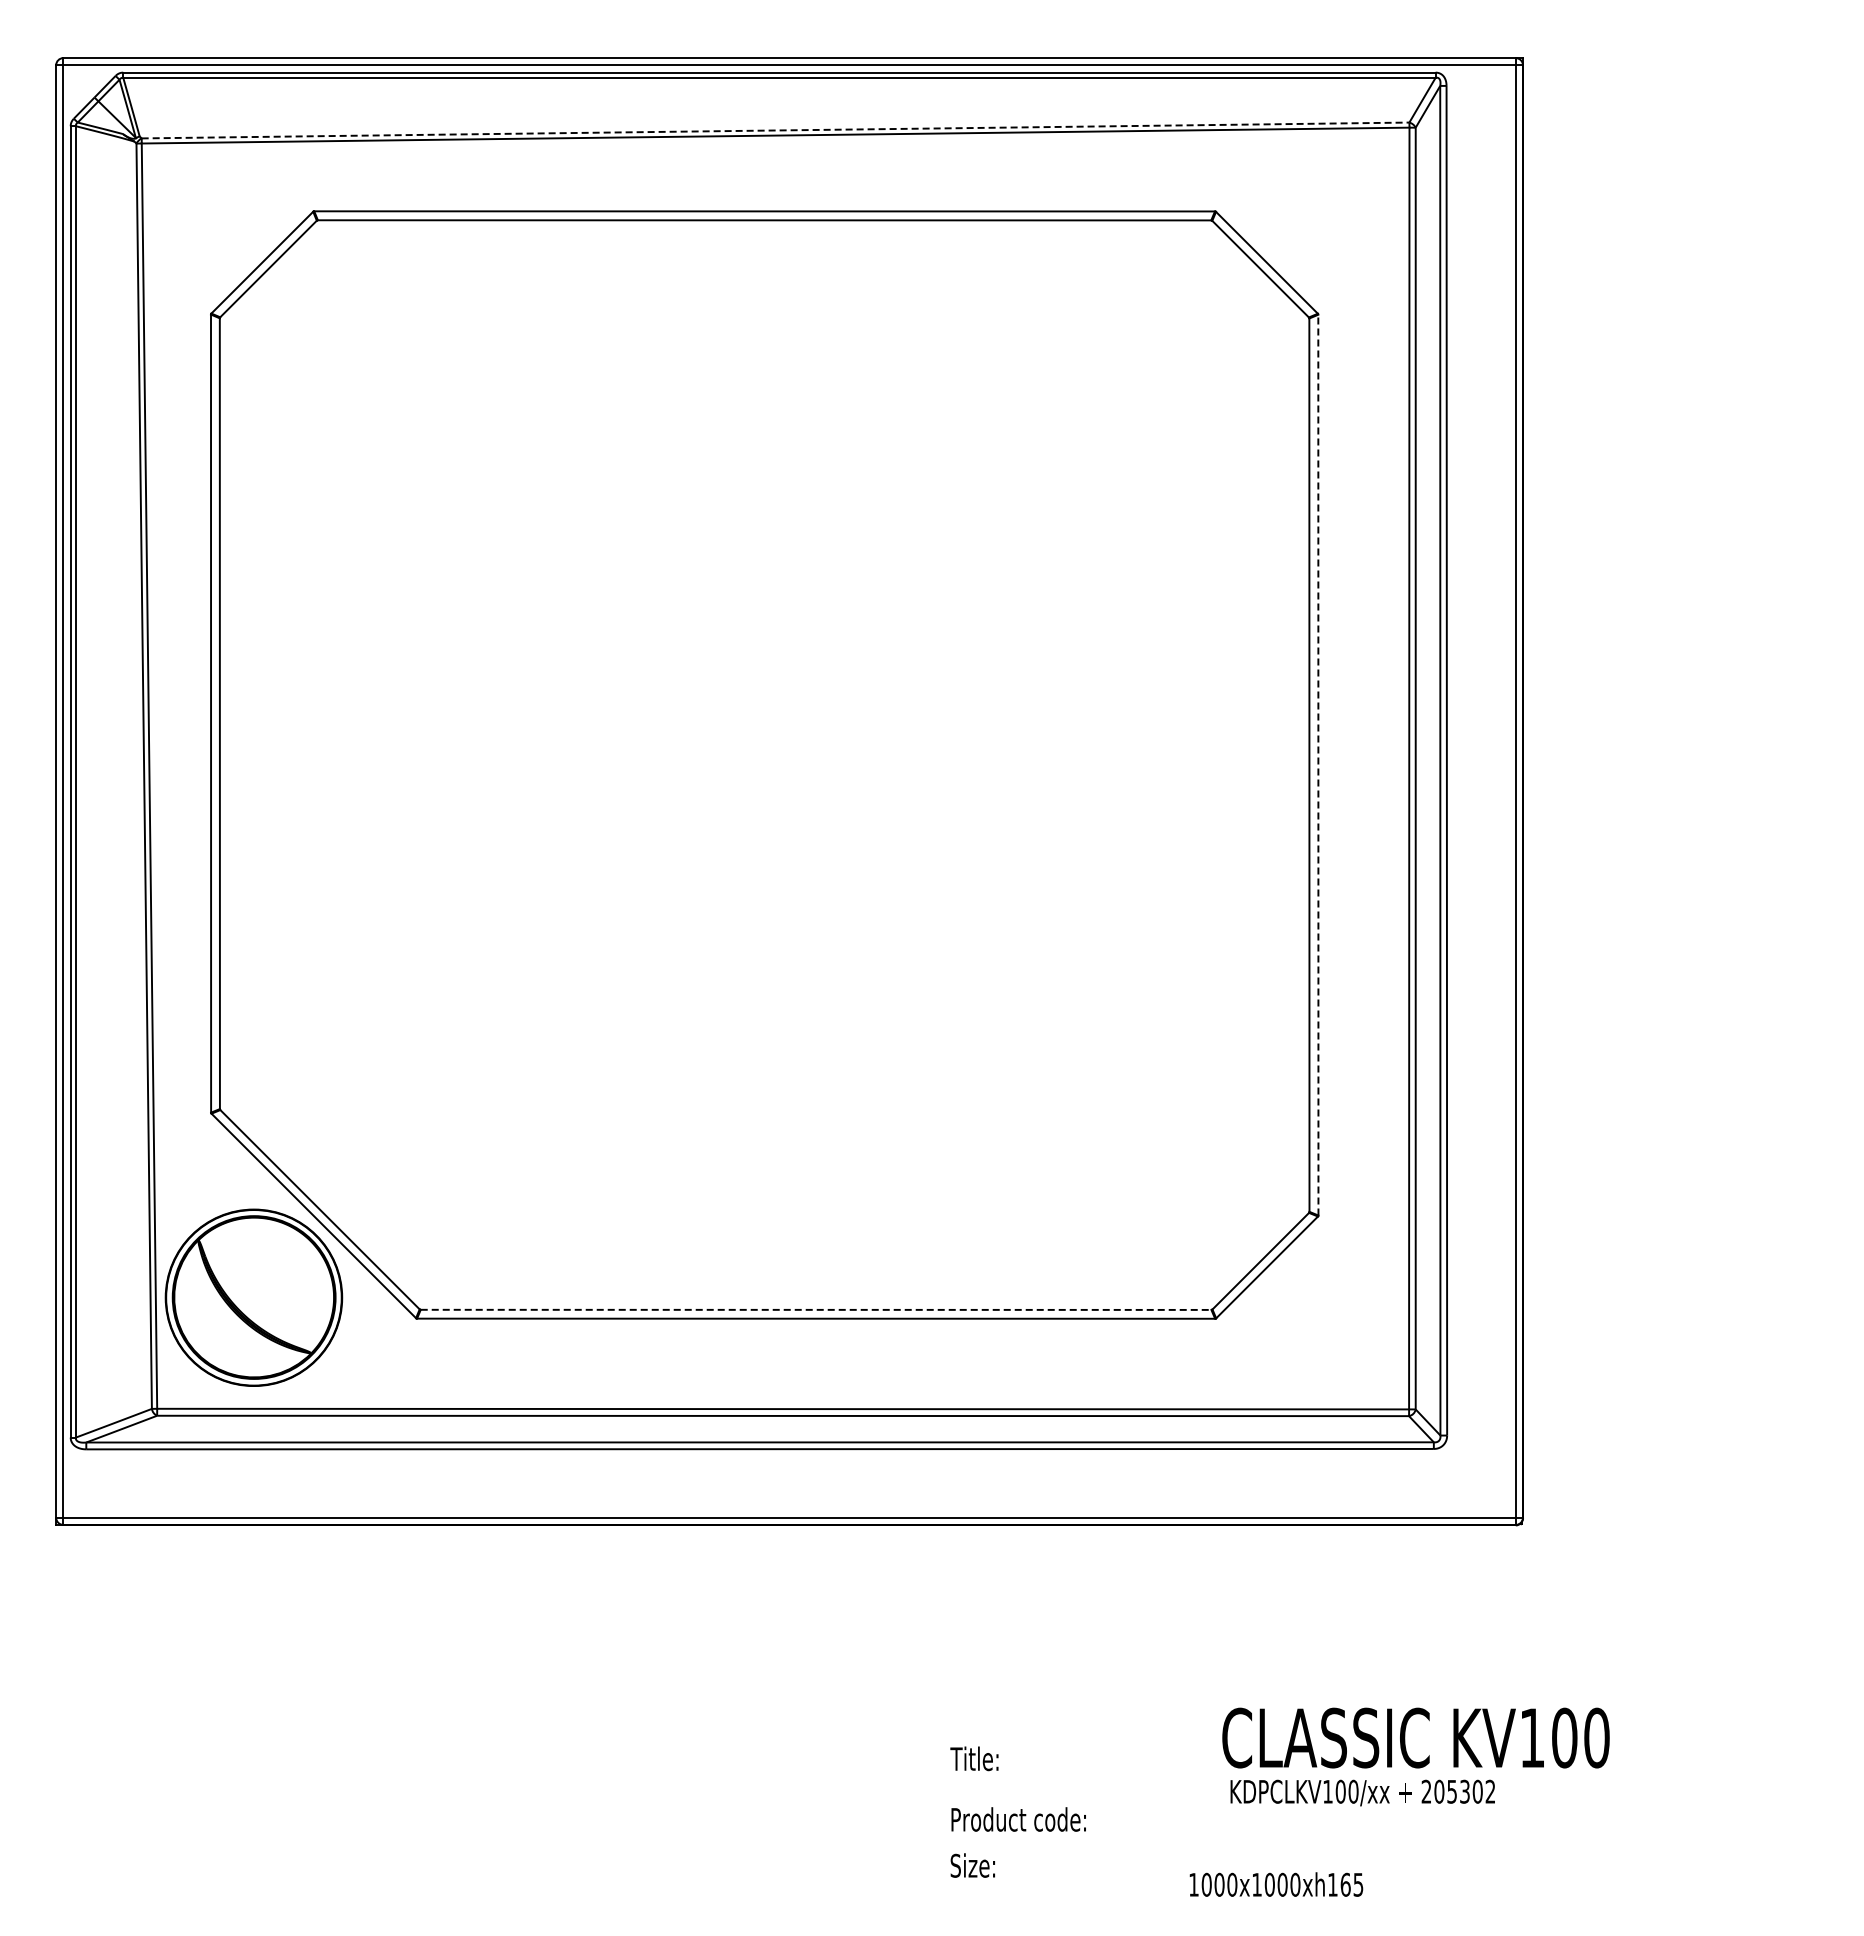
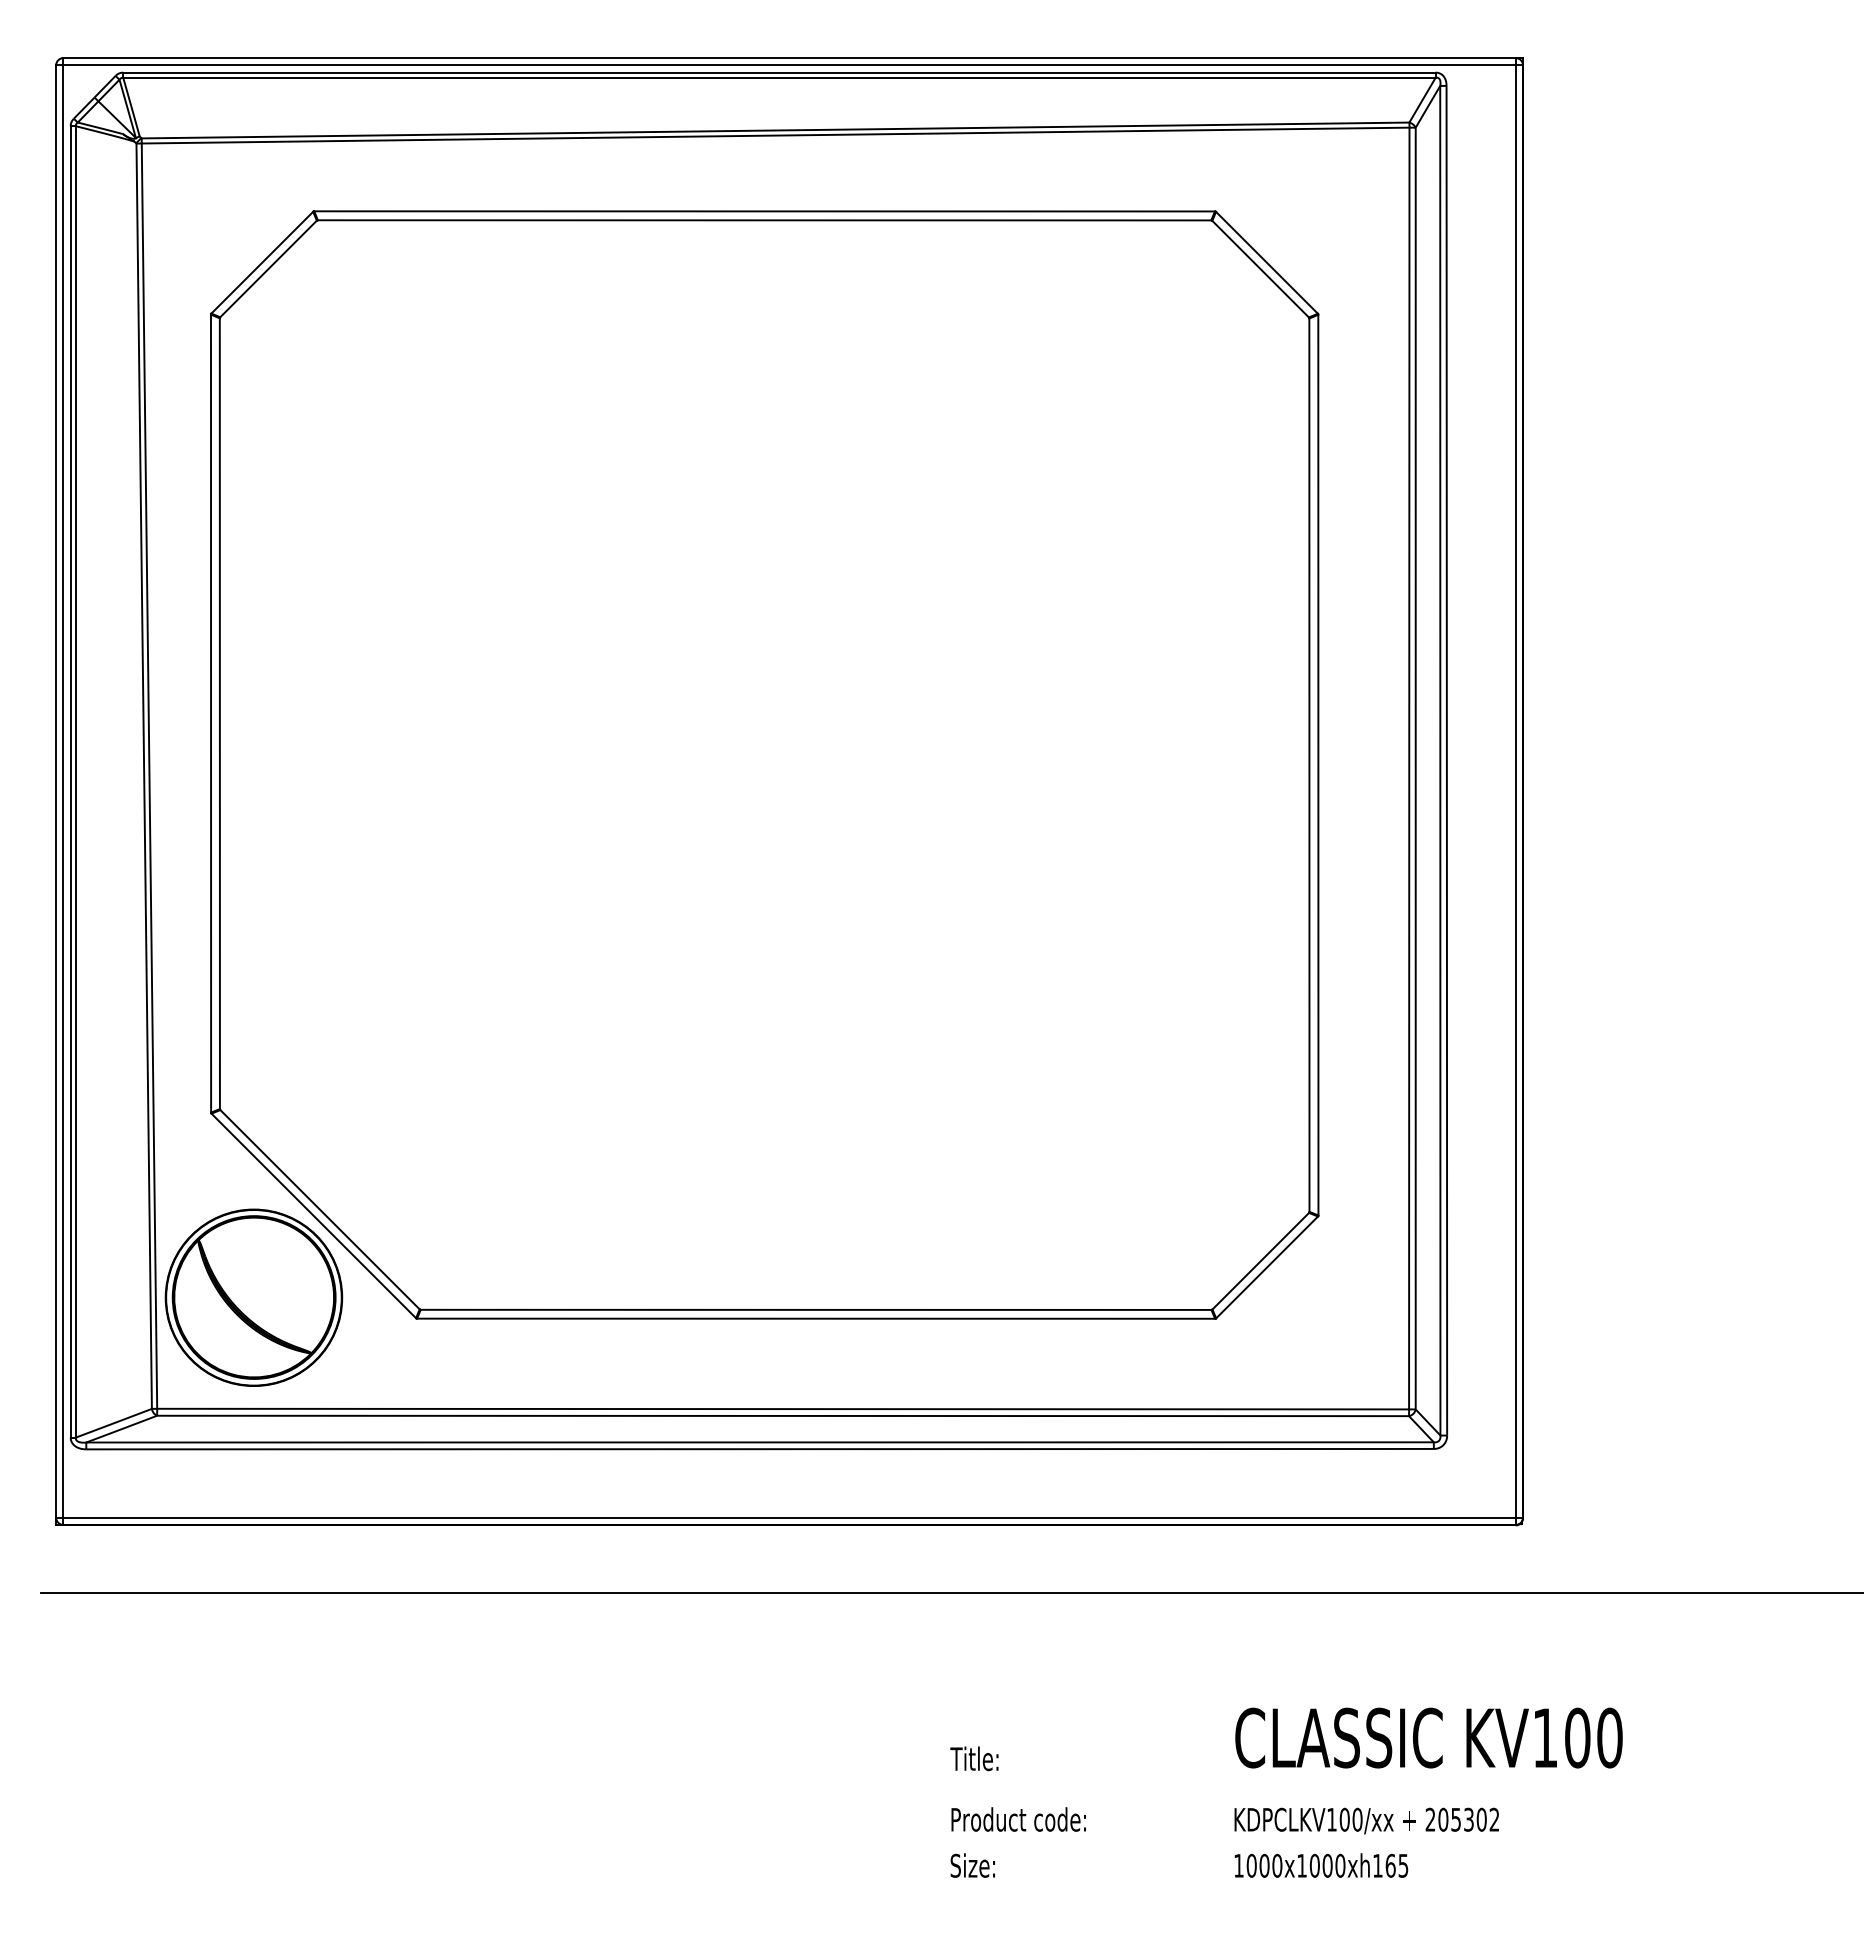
line: dashed -> solid (775, 130)
line: dashed -> solid (1318, 764)
line: dashed -> solid (816, 1309)
line: none -> present (950, 1592)
text position: (1415, 1737) -> (1428, 1737) (1428, 1737)
text position: (1362, 1792) -> (1366, 1820) (1366, 1820)
text position: (1276, 1884) -> (1321, 1865) (1321, 1865)
